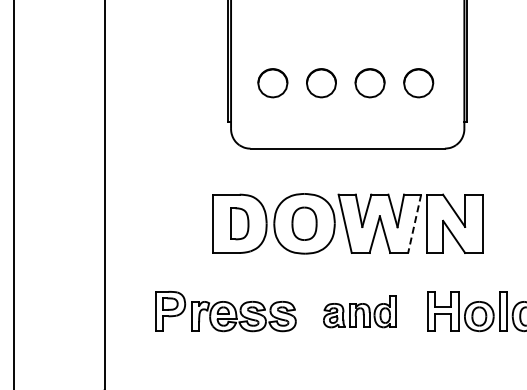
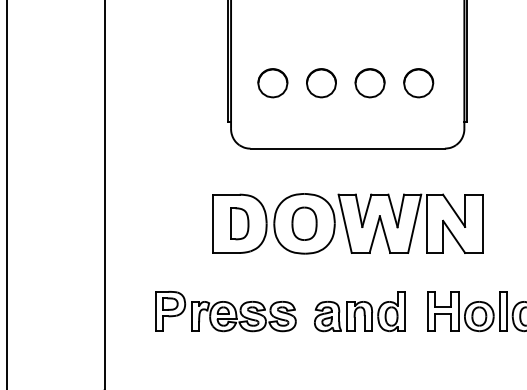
line position: (14, 194) -> (7, 194) (7, 194)
line: dashed -> solid (414, 223)
part size: 74x34 px -> 92x42 px (359, 311)
